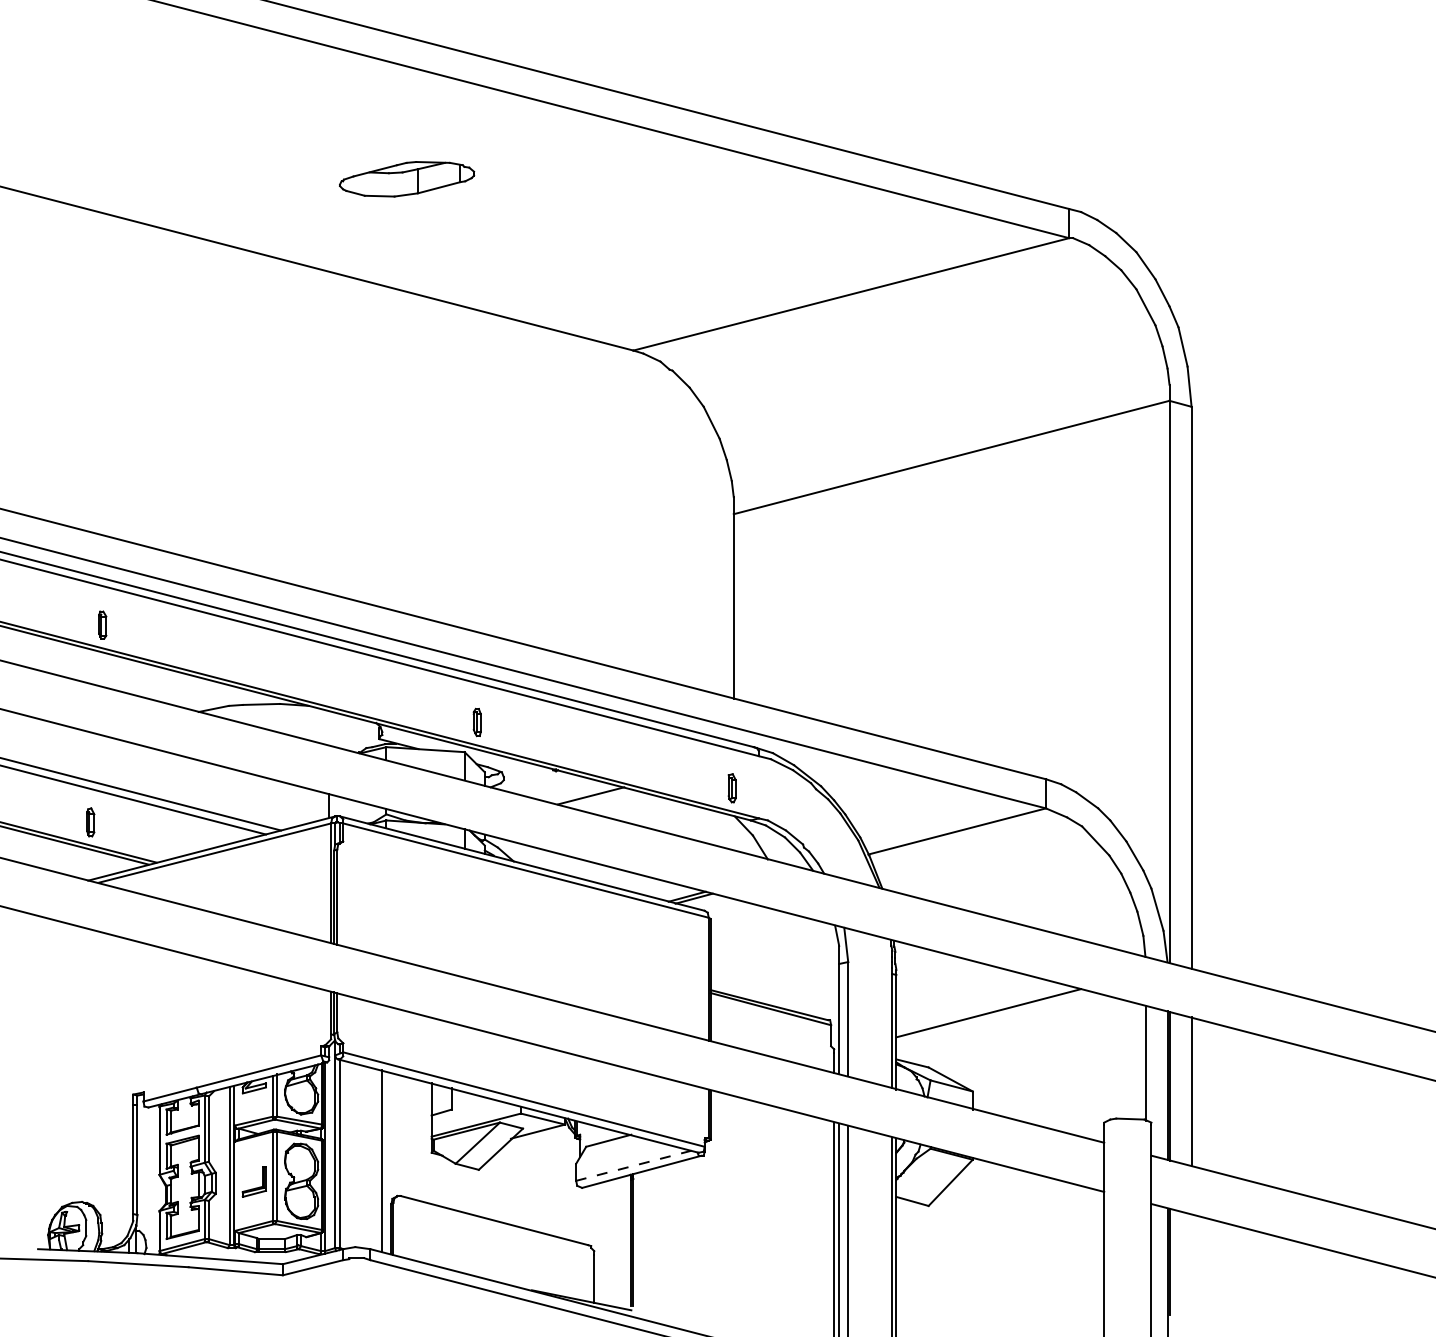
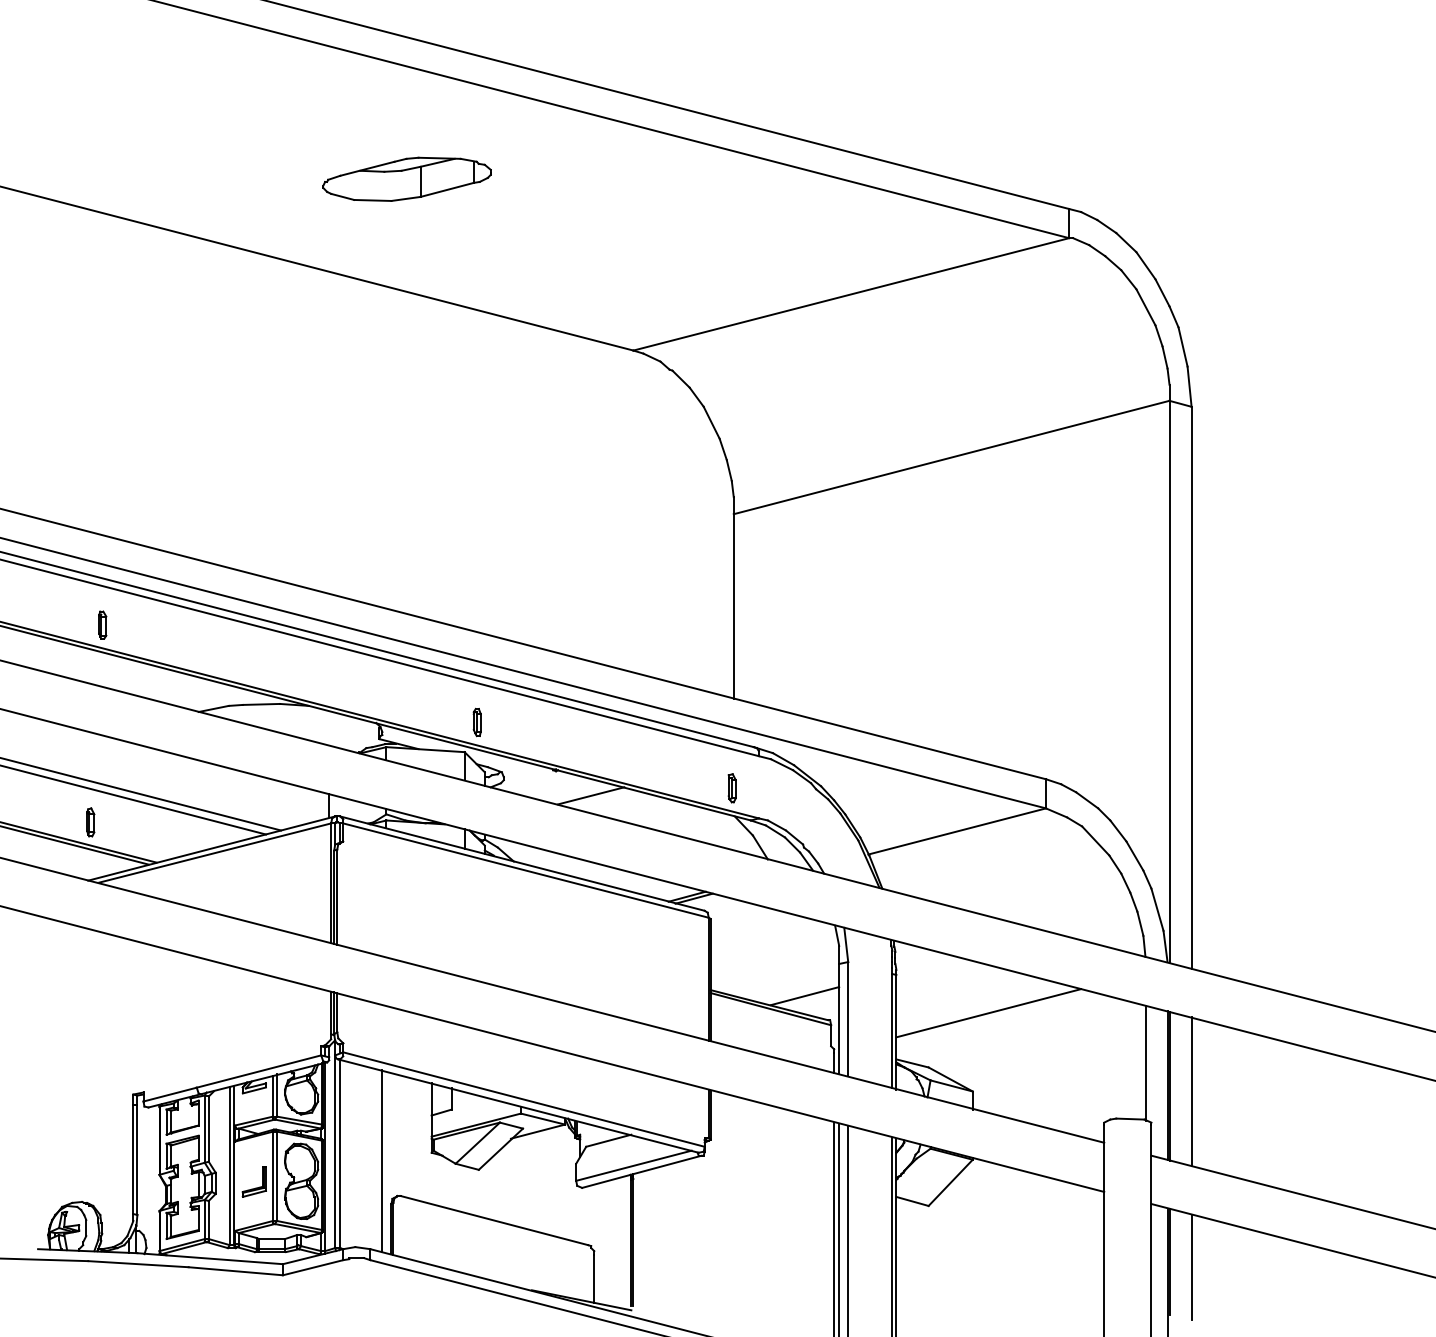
part size: 137x37 px -> 170x46 px (406, 178)
line: none -> present (804, 996)
line: dashed -> solid (633, 1165)
line: none -> present (1191, 1267)
